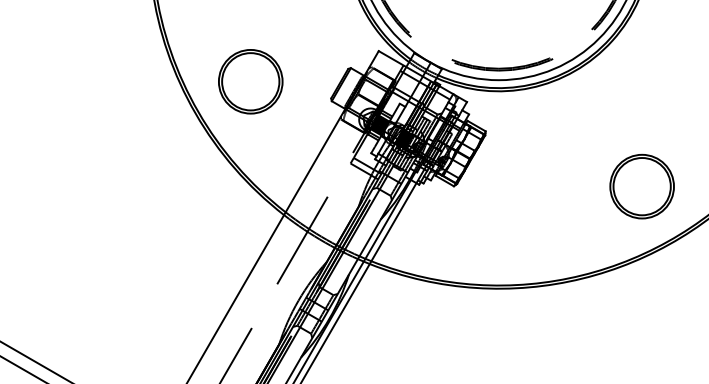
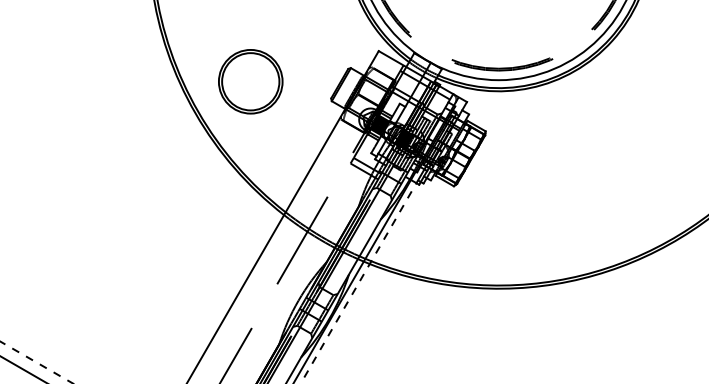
part: present -> none (641, 186)
line: solid -> dashed (358, 283)
line: solid -> dashed (37, 363)
